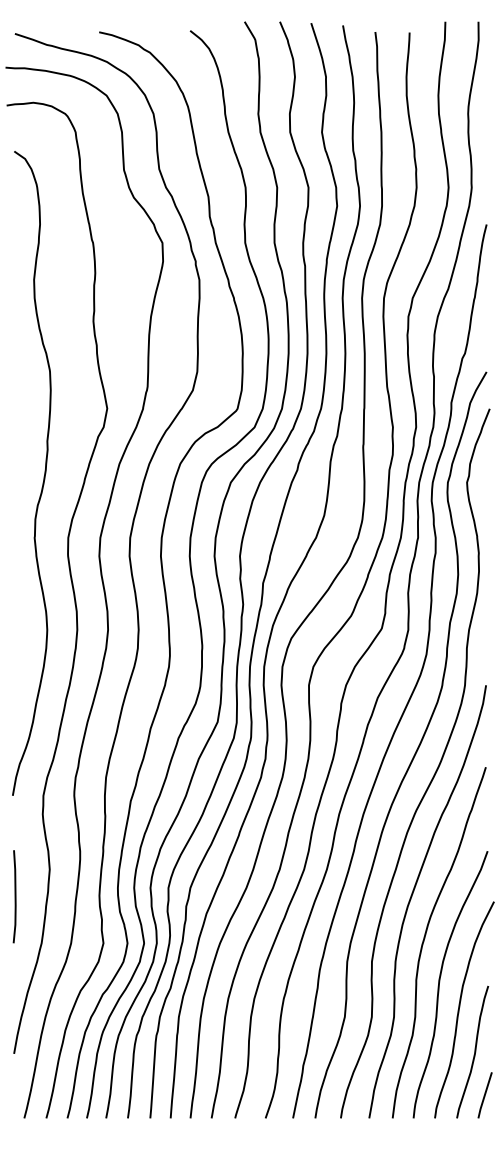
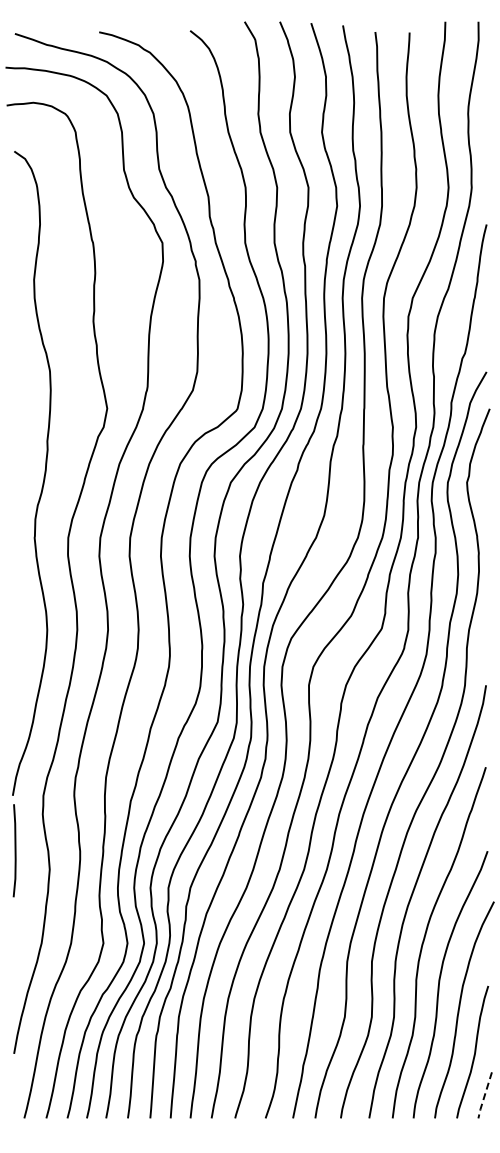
line position: (14, 896) -> (14, 850) (14, 850)
line: solid -> dashed (484, 1095)
